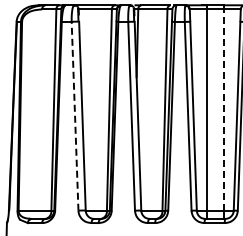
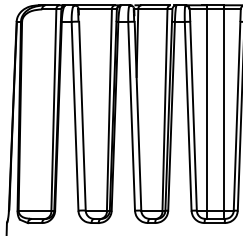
line: dashed -> solid (223, 110)
line: dashed -> solid (75, 115)
